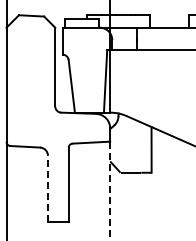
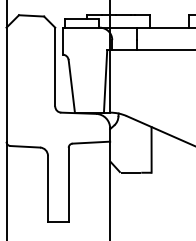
line: dashed -> solid (48, 188)
line: dashed -> solid (110, 191)
